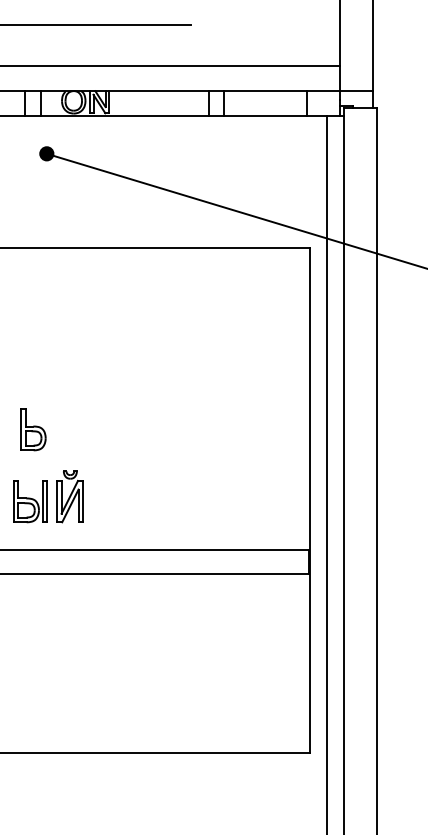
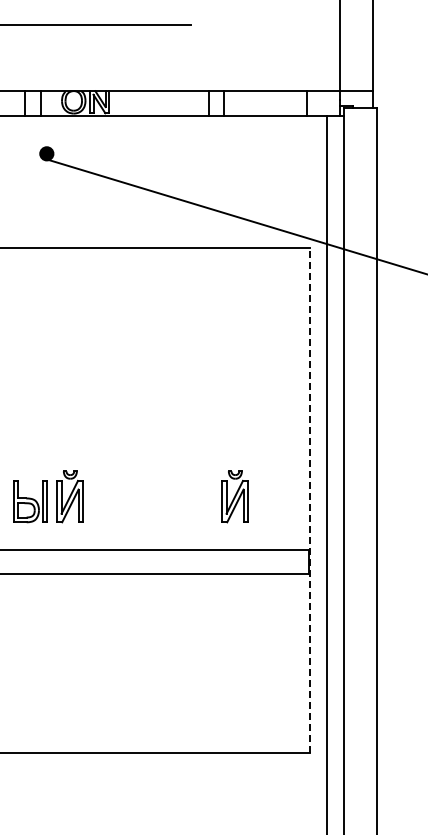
line: present -> none (170, 66)
line position: (235, 210) -> (234, 215) (234, 215)
part: present -> none (33, 429)
part: none -> present (234, 496)
line: solid -> dashed (309, 500)
